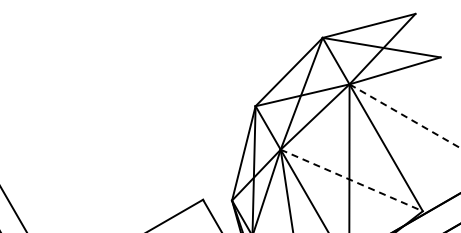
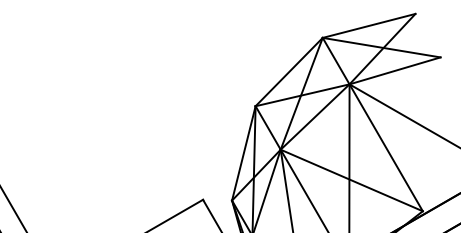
line: dashed -> solid (405, 116)
line: dashed -> solid (352, 180)
